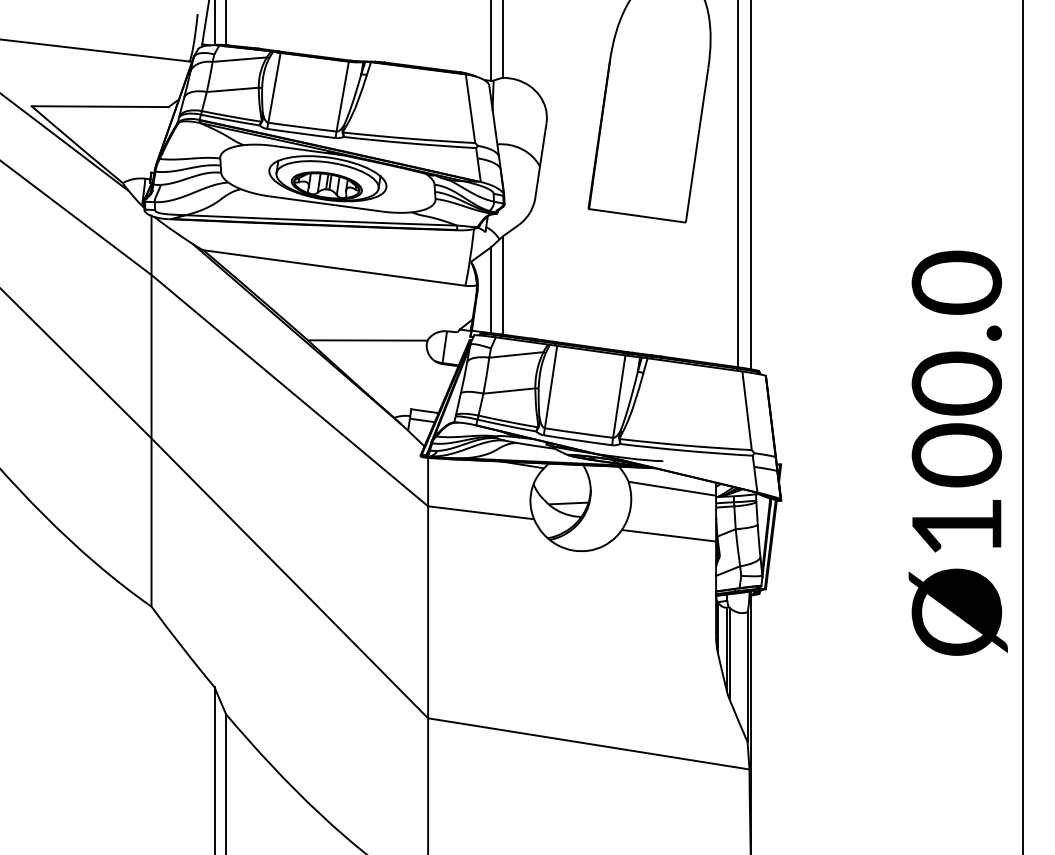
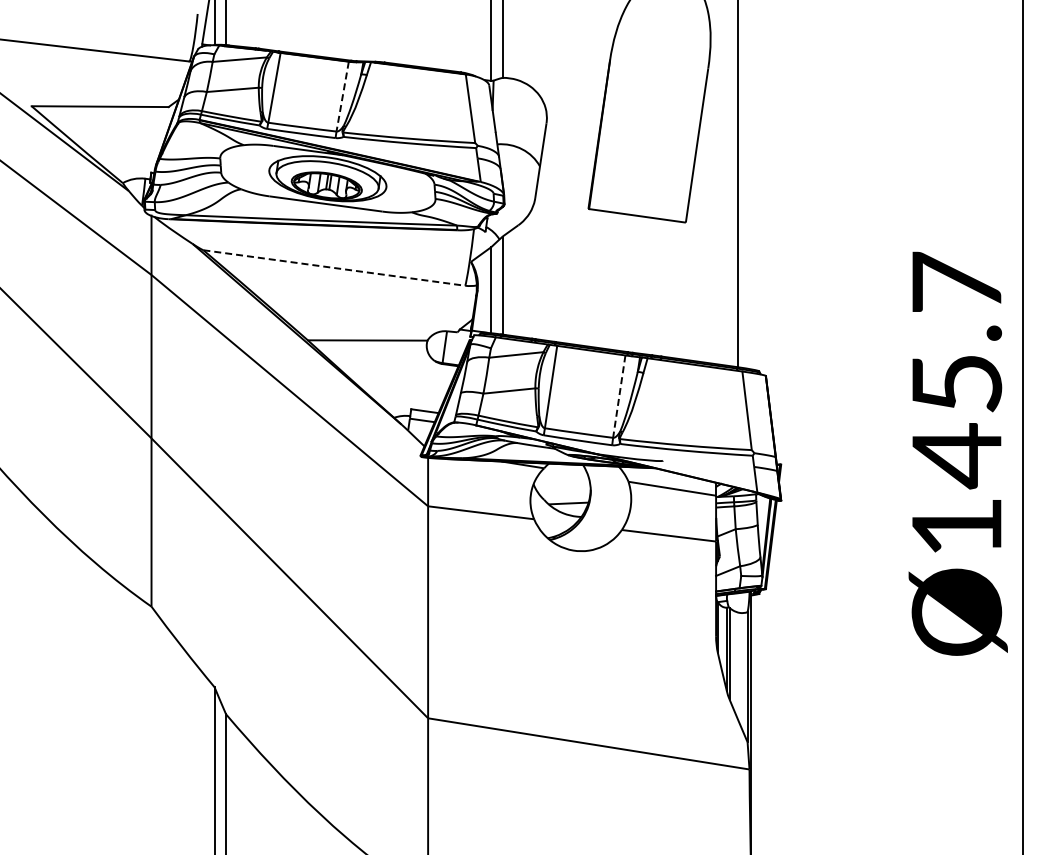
line: solid -> dashed (342, 97)
line: present -> none (751, 185)
line: solid -> dashed (334, 268)
text: Ø100.0 -> Ø145.7 (956, 369)
line: solid -> dashed (619, 396)
